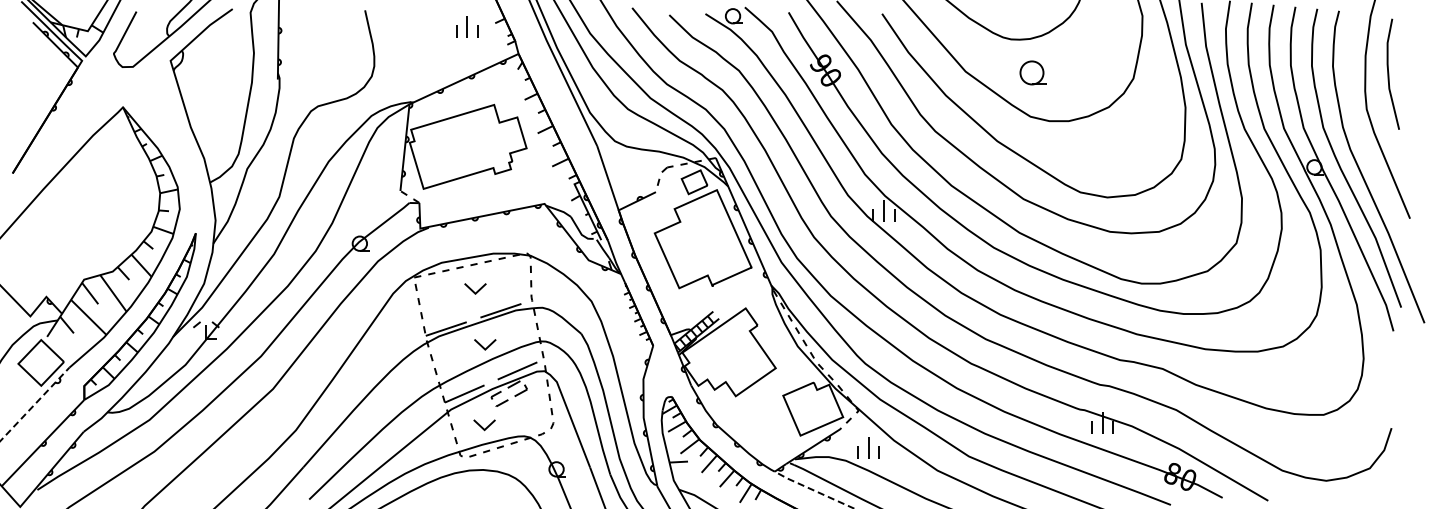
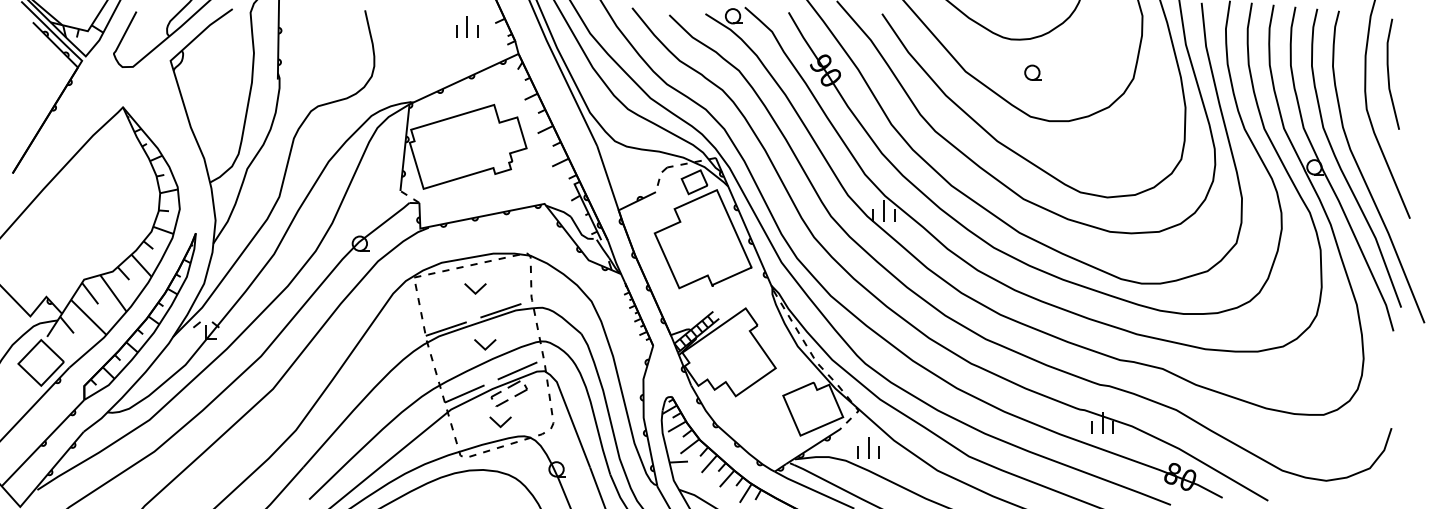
part size: 28x26 px -> 18x17 px (1032, 72)
line: dashed -> solid (35, 403)
part position: (484, 425) -> (500, 422) (500, 422)
line: dashed -> solid (813, 490)
